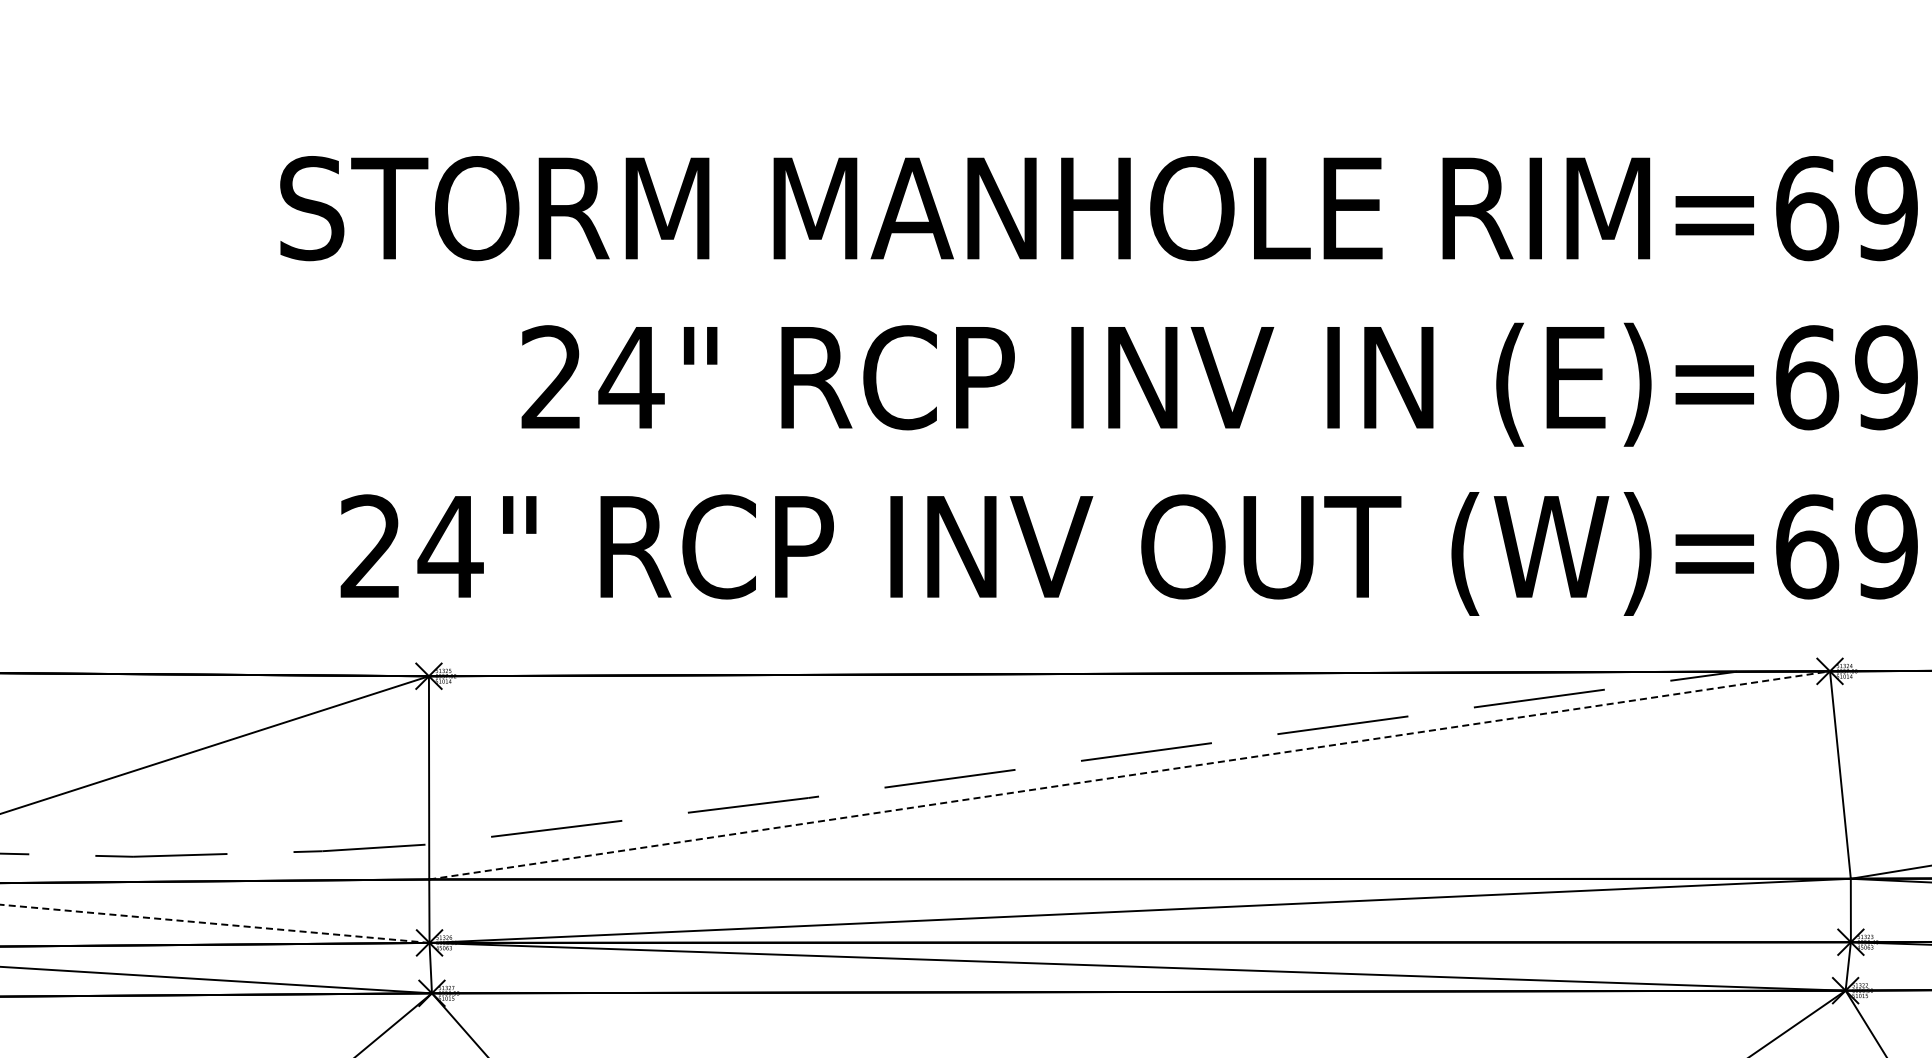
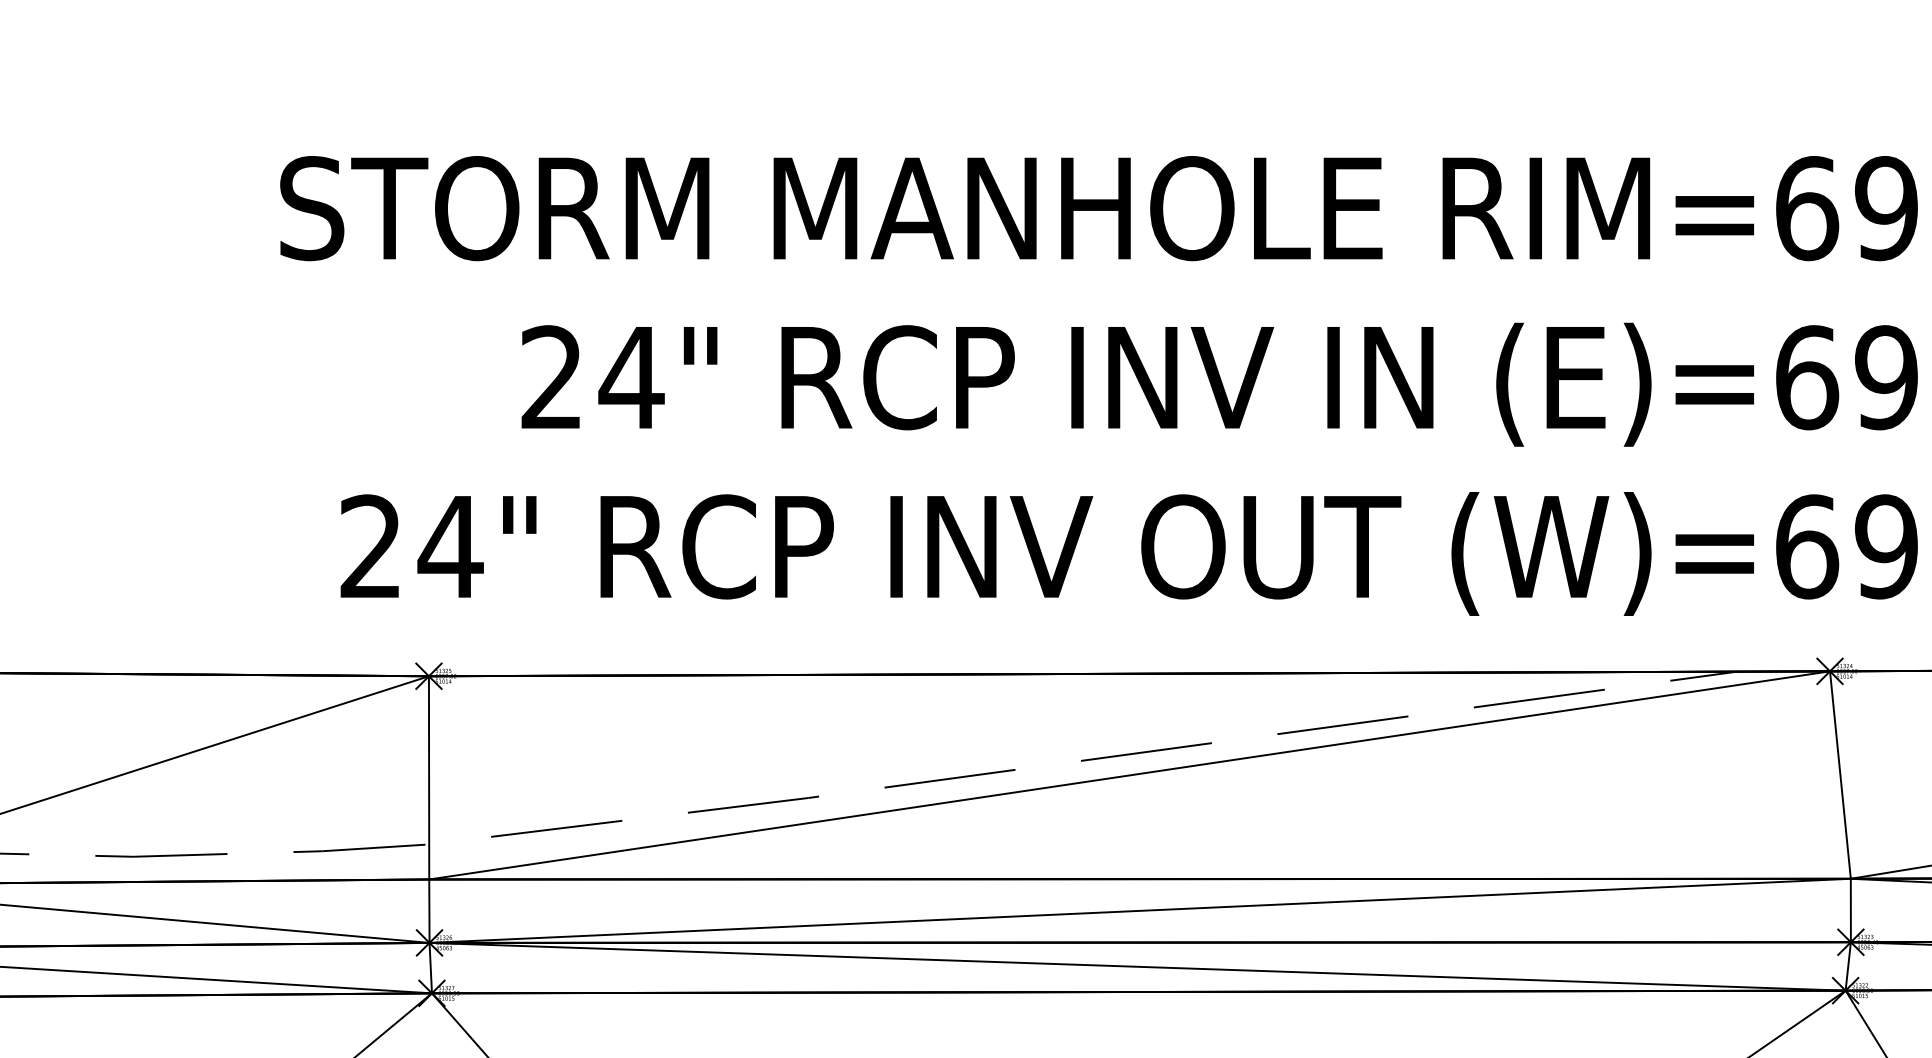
line: dashed -> solid (1130, 775)
line: dashed -> solid (214, 923)
